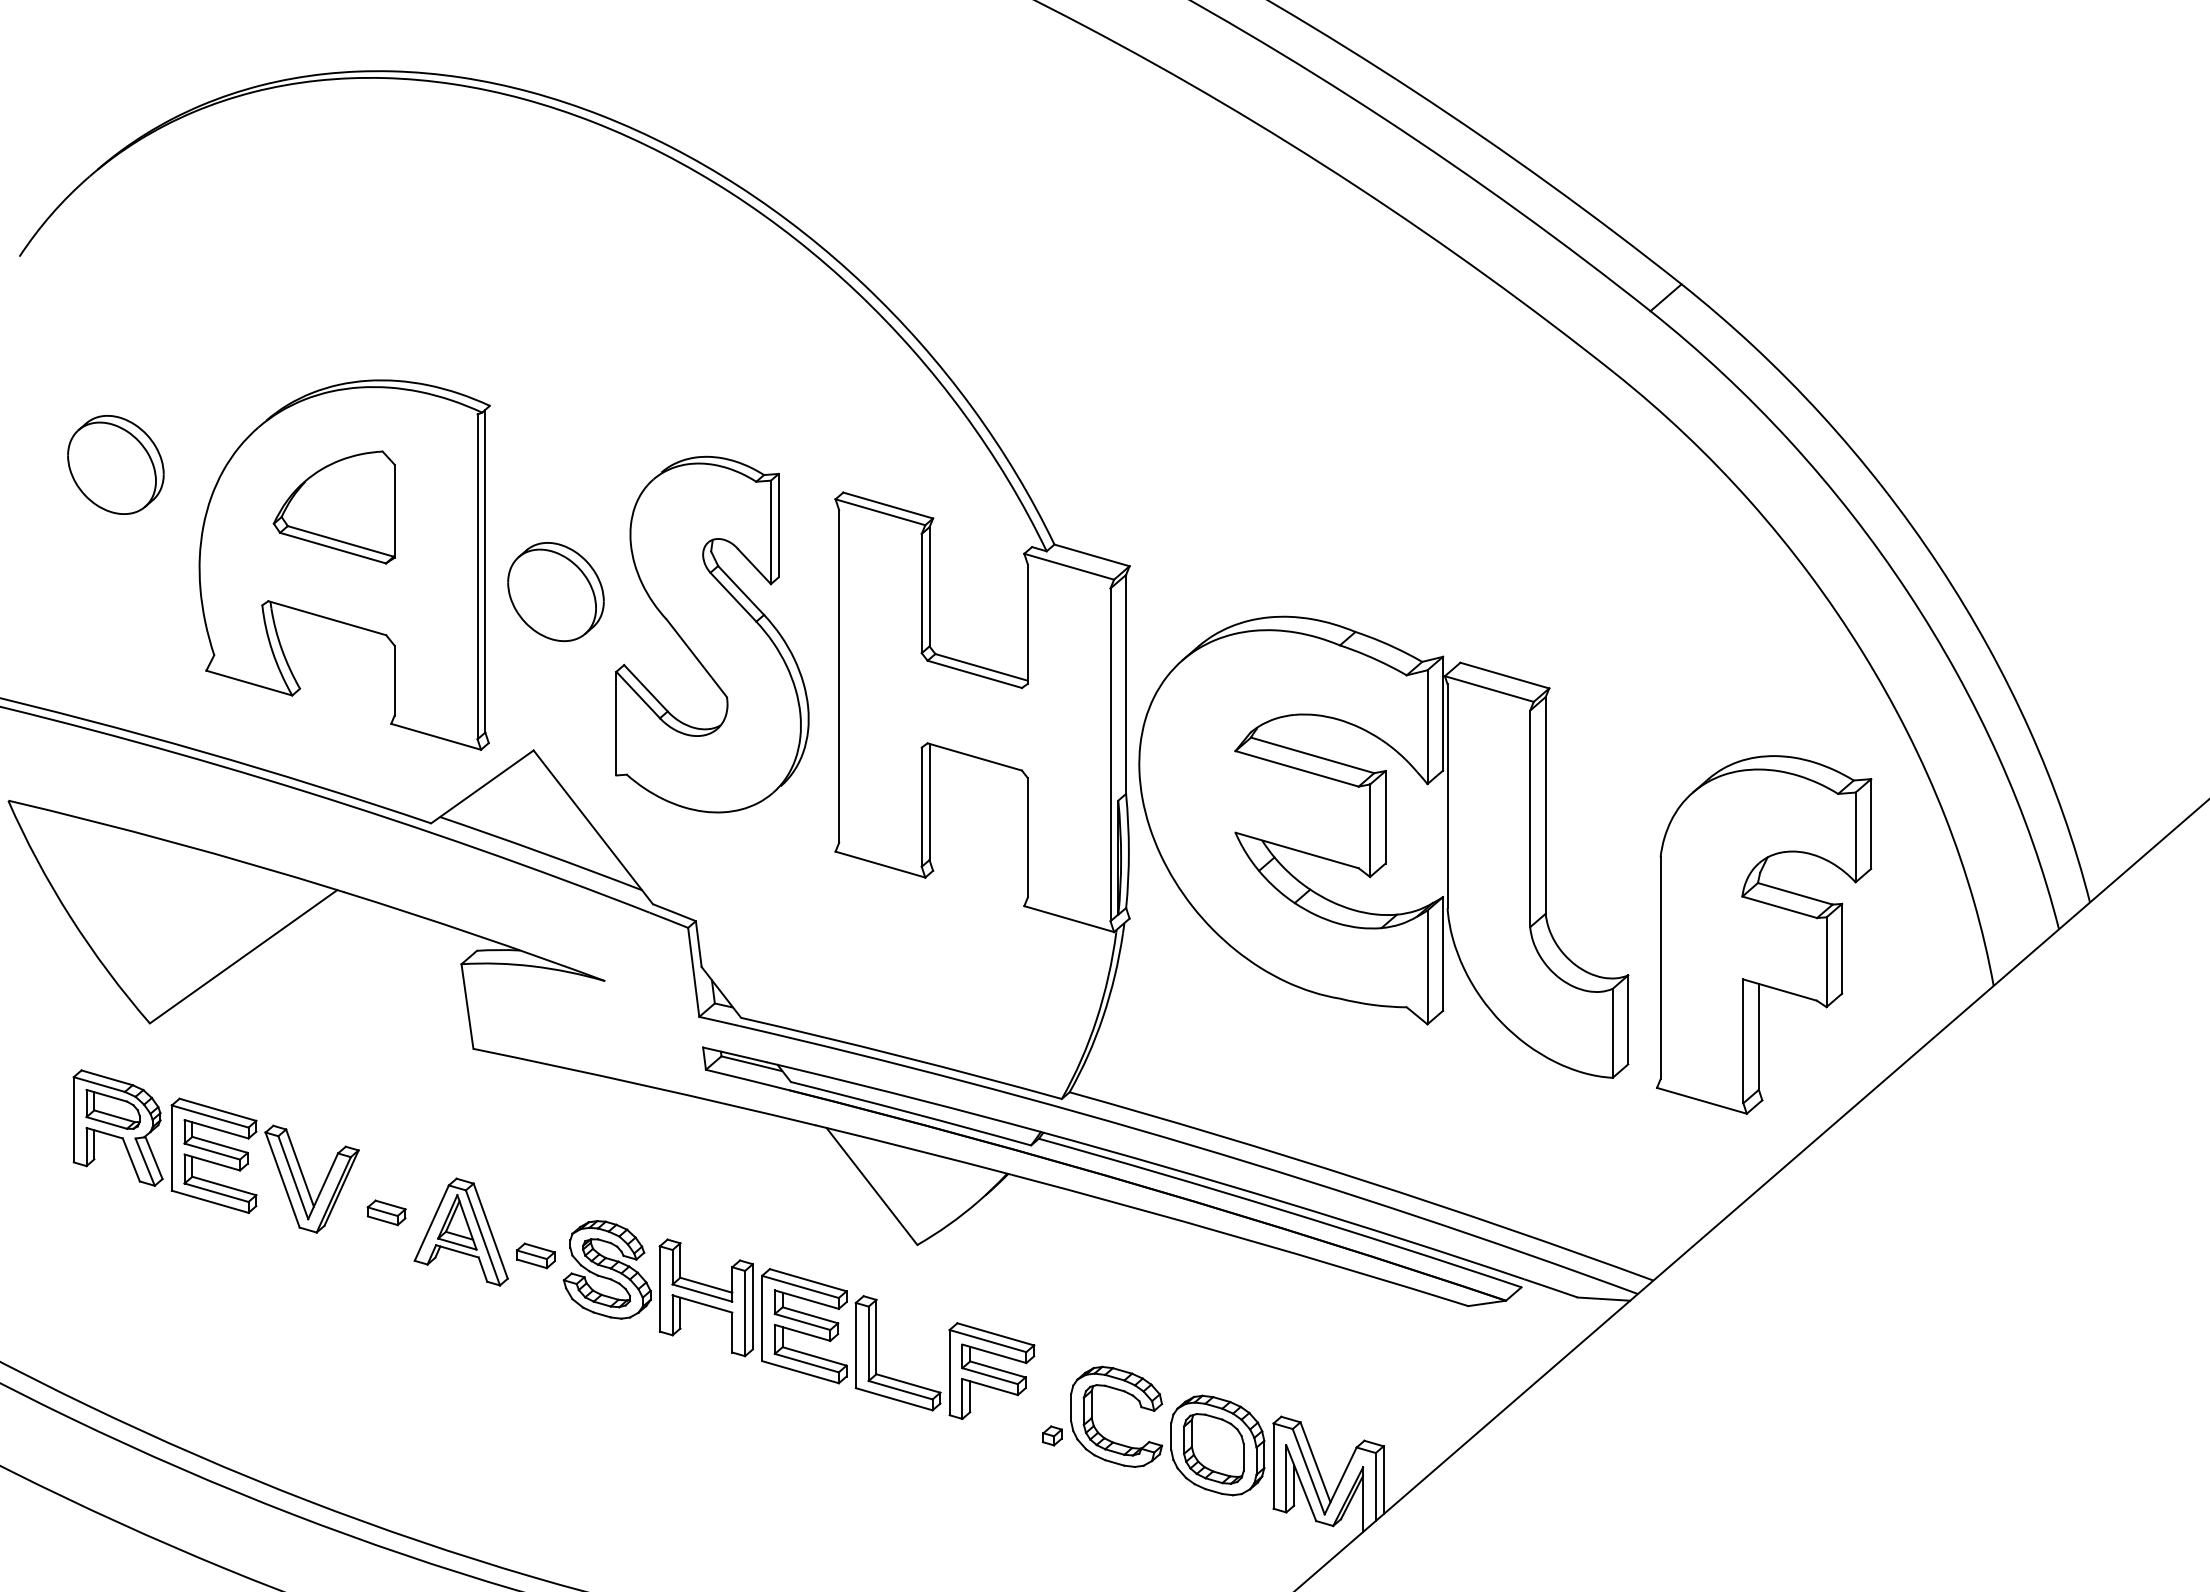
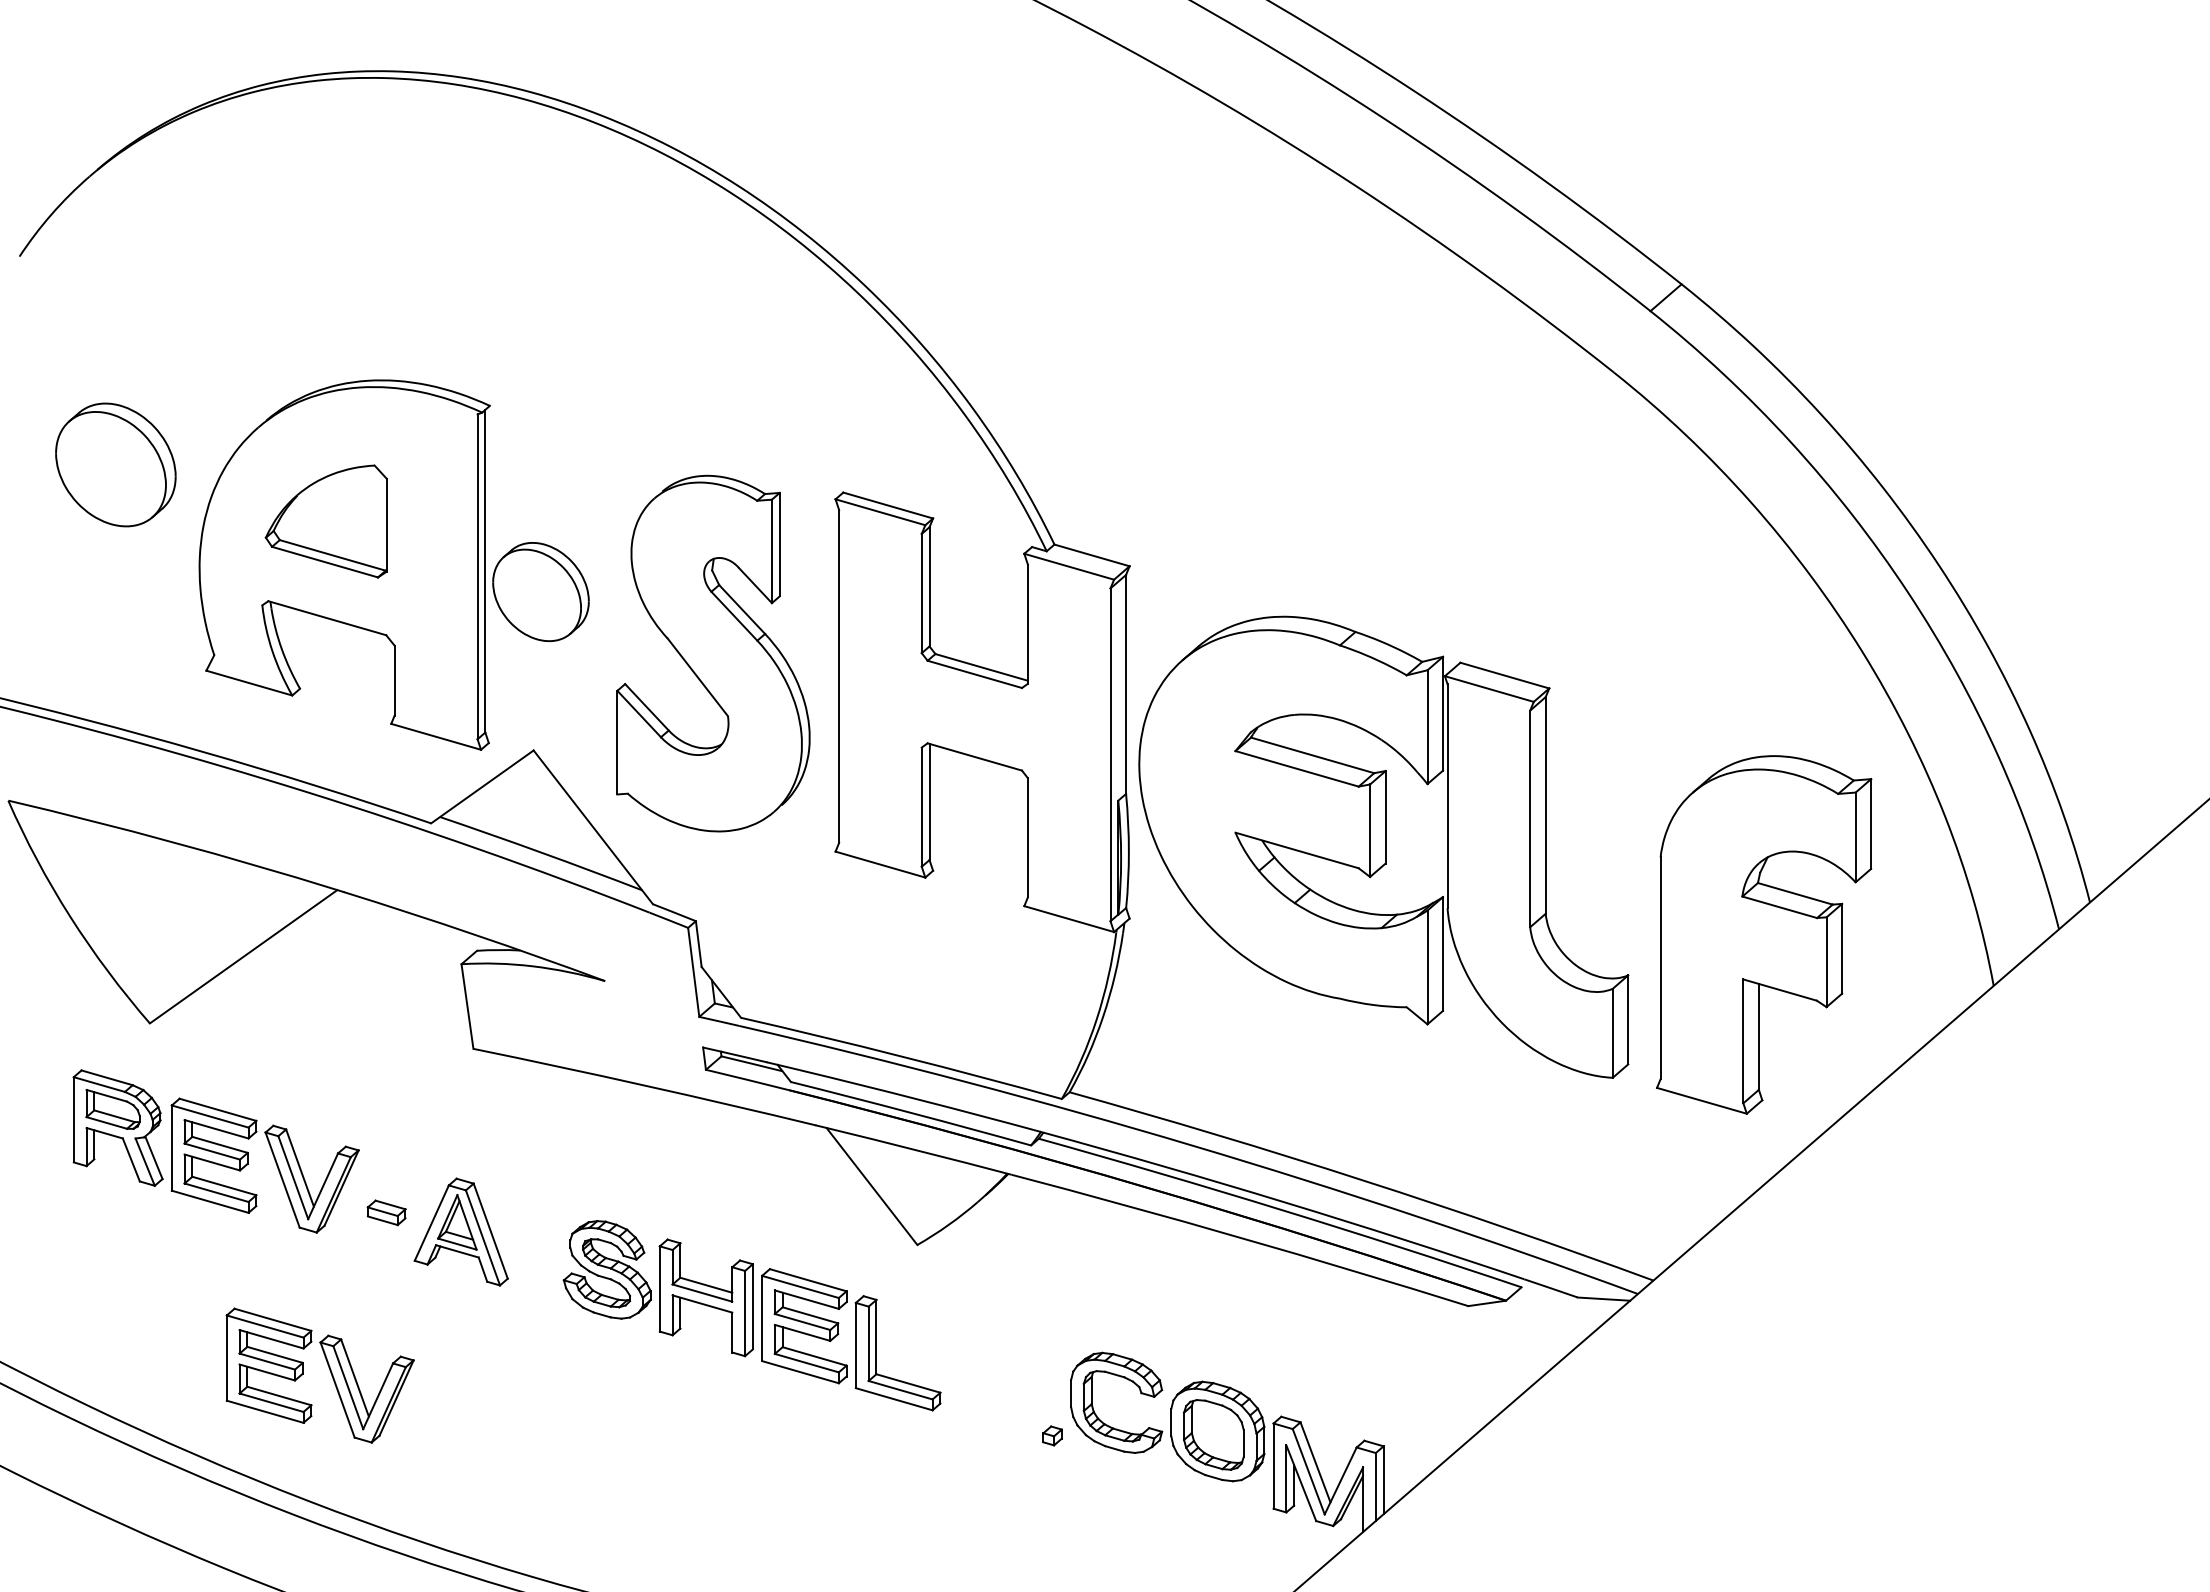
part size: 98x100 px -> 122x126 px (115, 464)
part position: (333, 507) -> (325, 521) (325, 521)
part position: (555, 591) -> (540, 591) (540, 591)
part position: (712, 634) -> (713, 653) (713, 653)
part: present -> none (535, 1255)
part: none -> present (329, 1370)
part: present -> none (991, 1370)
part position: (1167, 1430) -> (1167, 1416) (1167, 1416)
